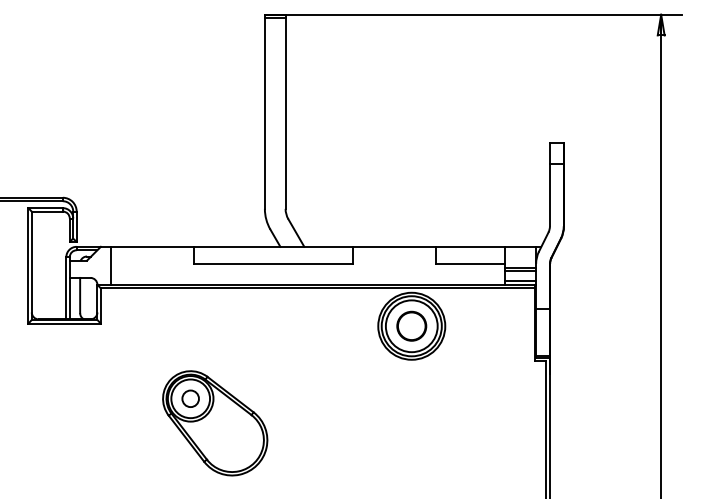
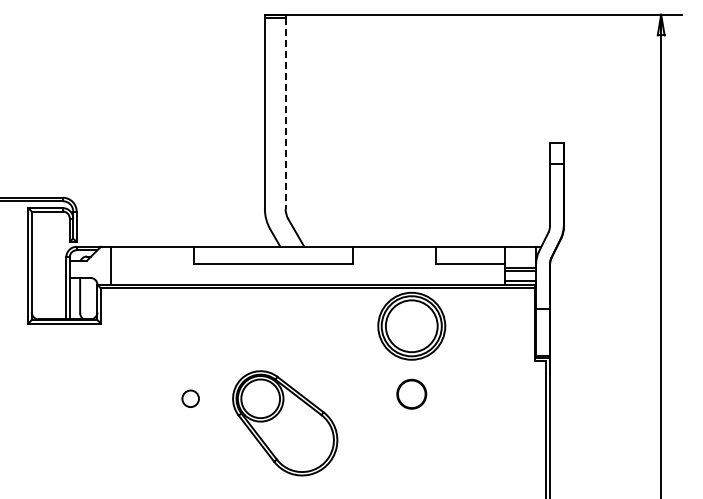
line: solid -> dashed (285, 114)
circle position: (411, 325) -> (411, 393) (411, 393)
part position: (215, 423) -> (285, 423) (285, 423)
